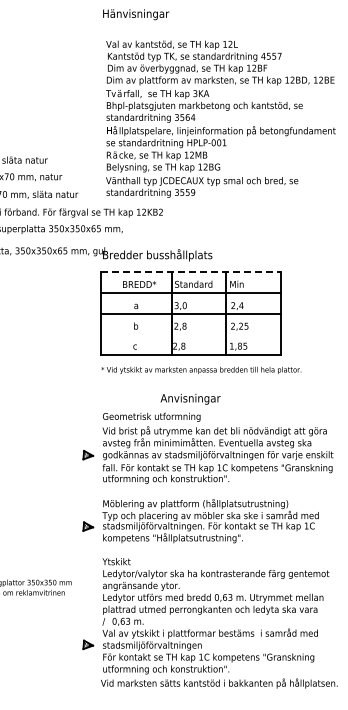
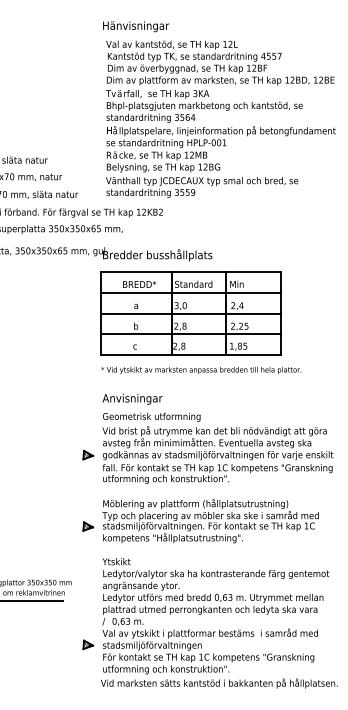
text position: (136, 14) -> (136, 26) (136, 26)
line: dashed -> solid (191, 272)
line: none -> present (191, 334)
text position: (190, 398) -> (132, 398) (132, 398)
line: none -> present (32, 600)
